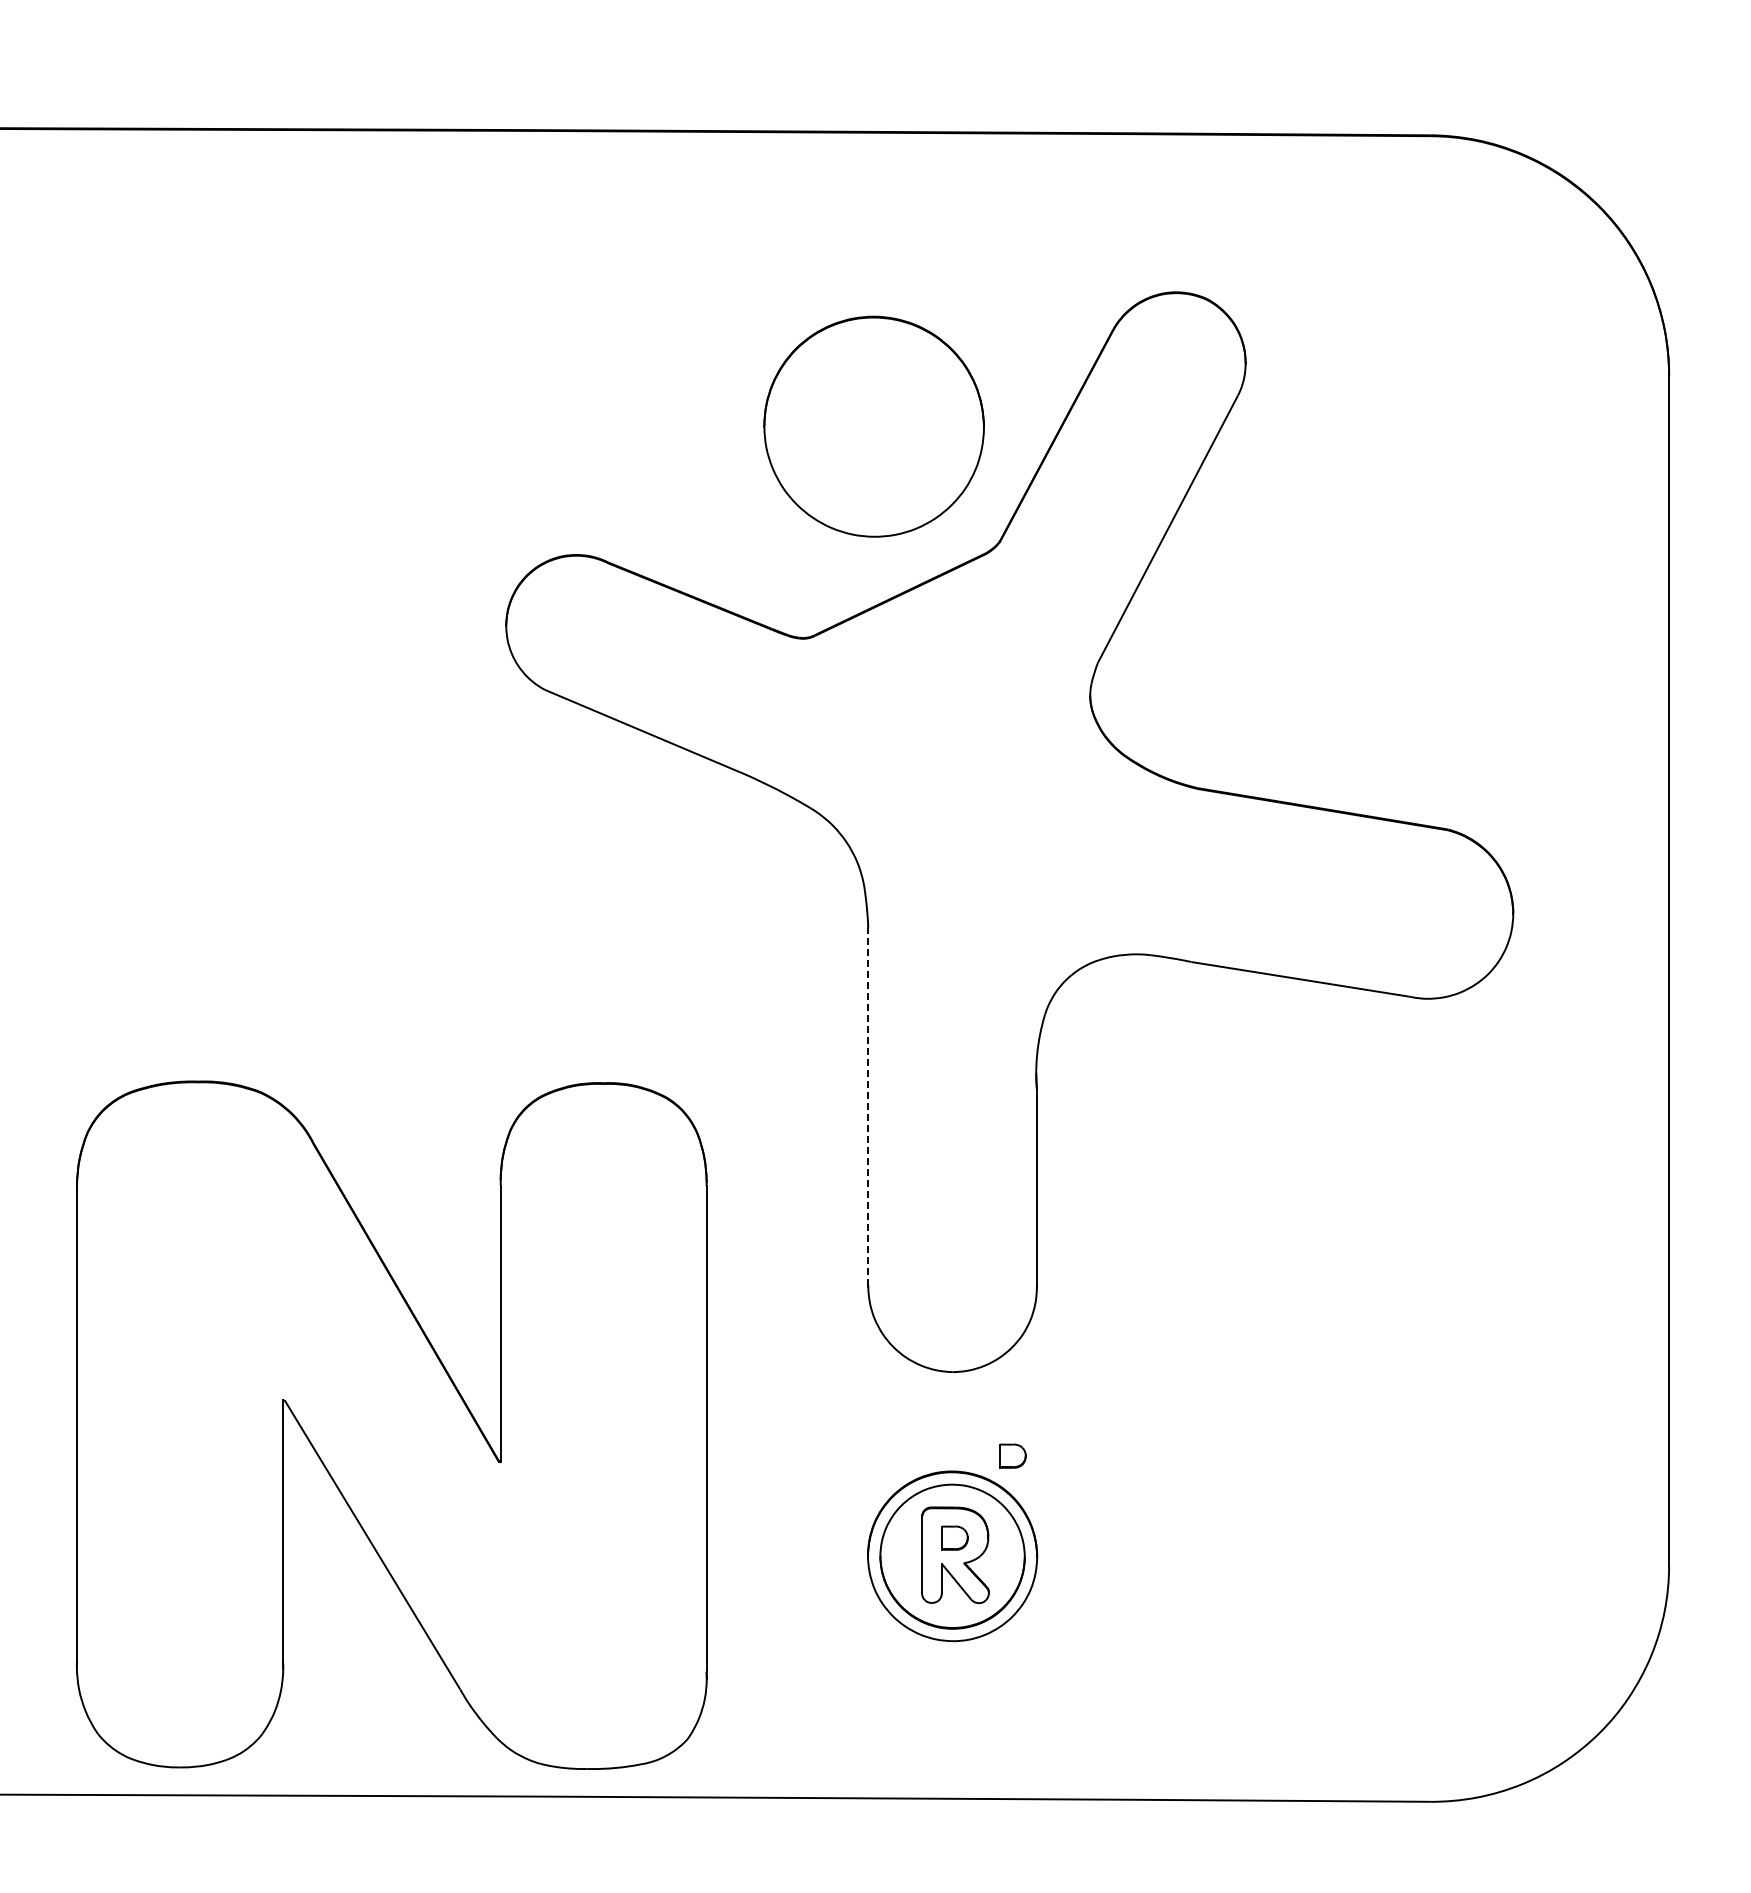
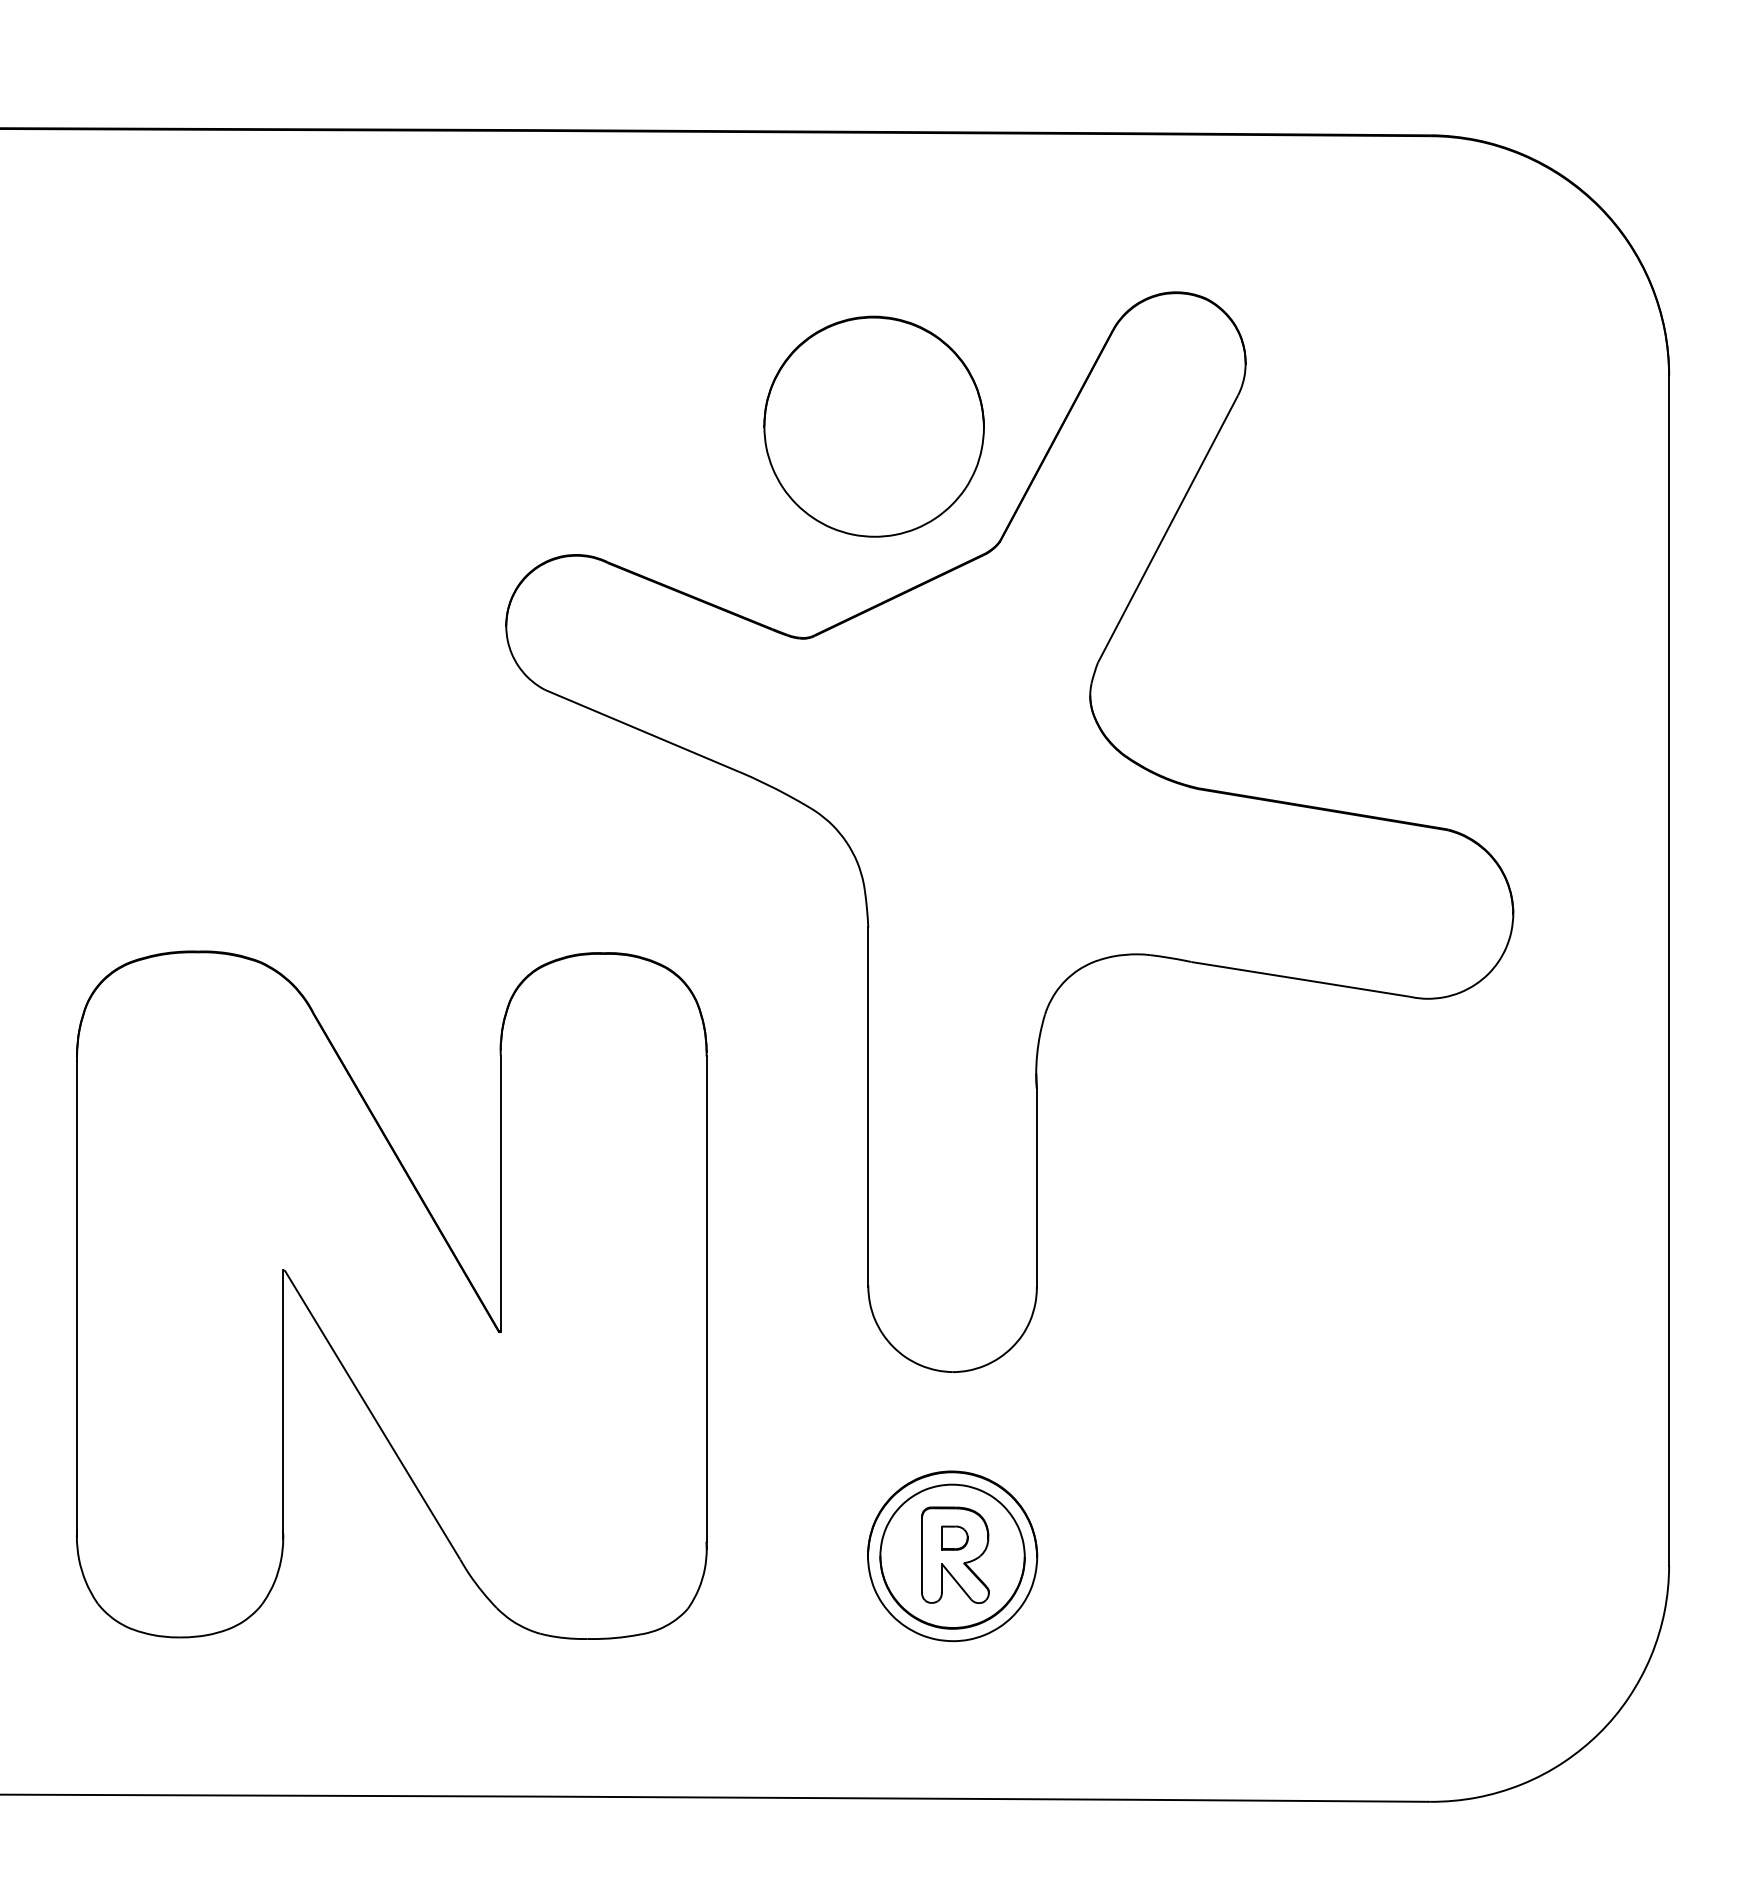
line: dashed -> solid (868, 1106)
part position: (391, 1424) -> (391, 1294) (391, 1294)
part: present -> none (1012, 1455)
